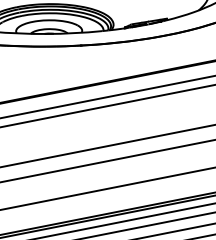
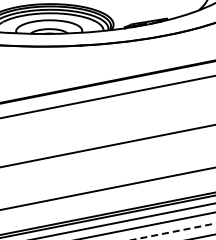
line: present -> none (107, 105)
line: present -> none (107, 160)
line: solid -> dashed (173, 231)
